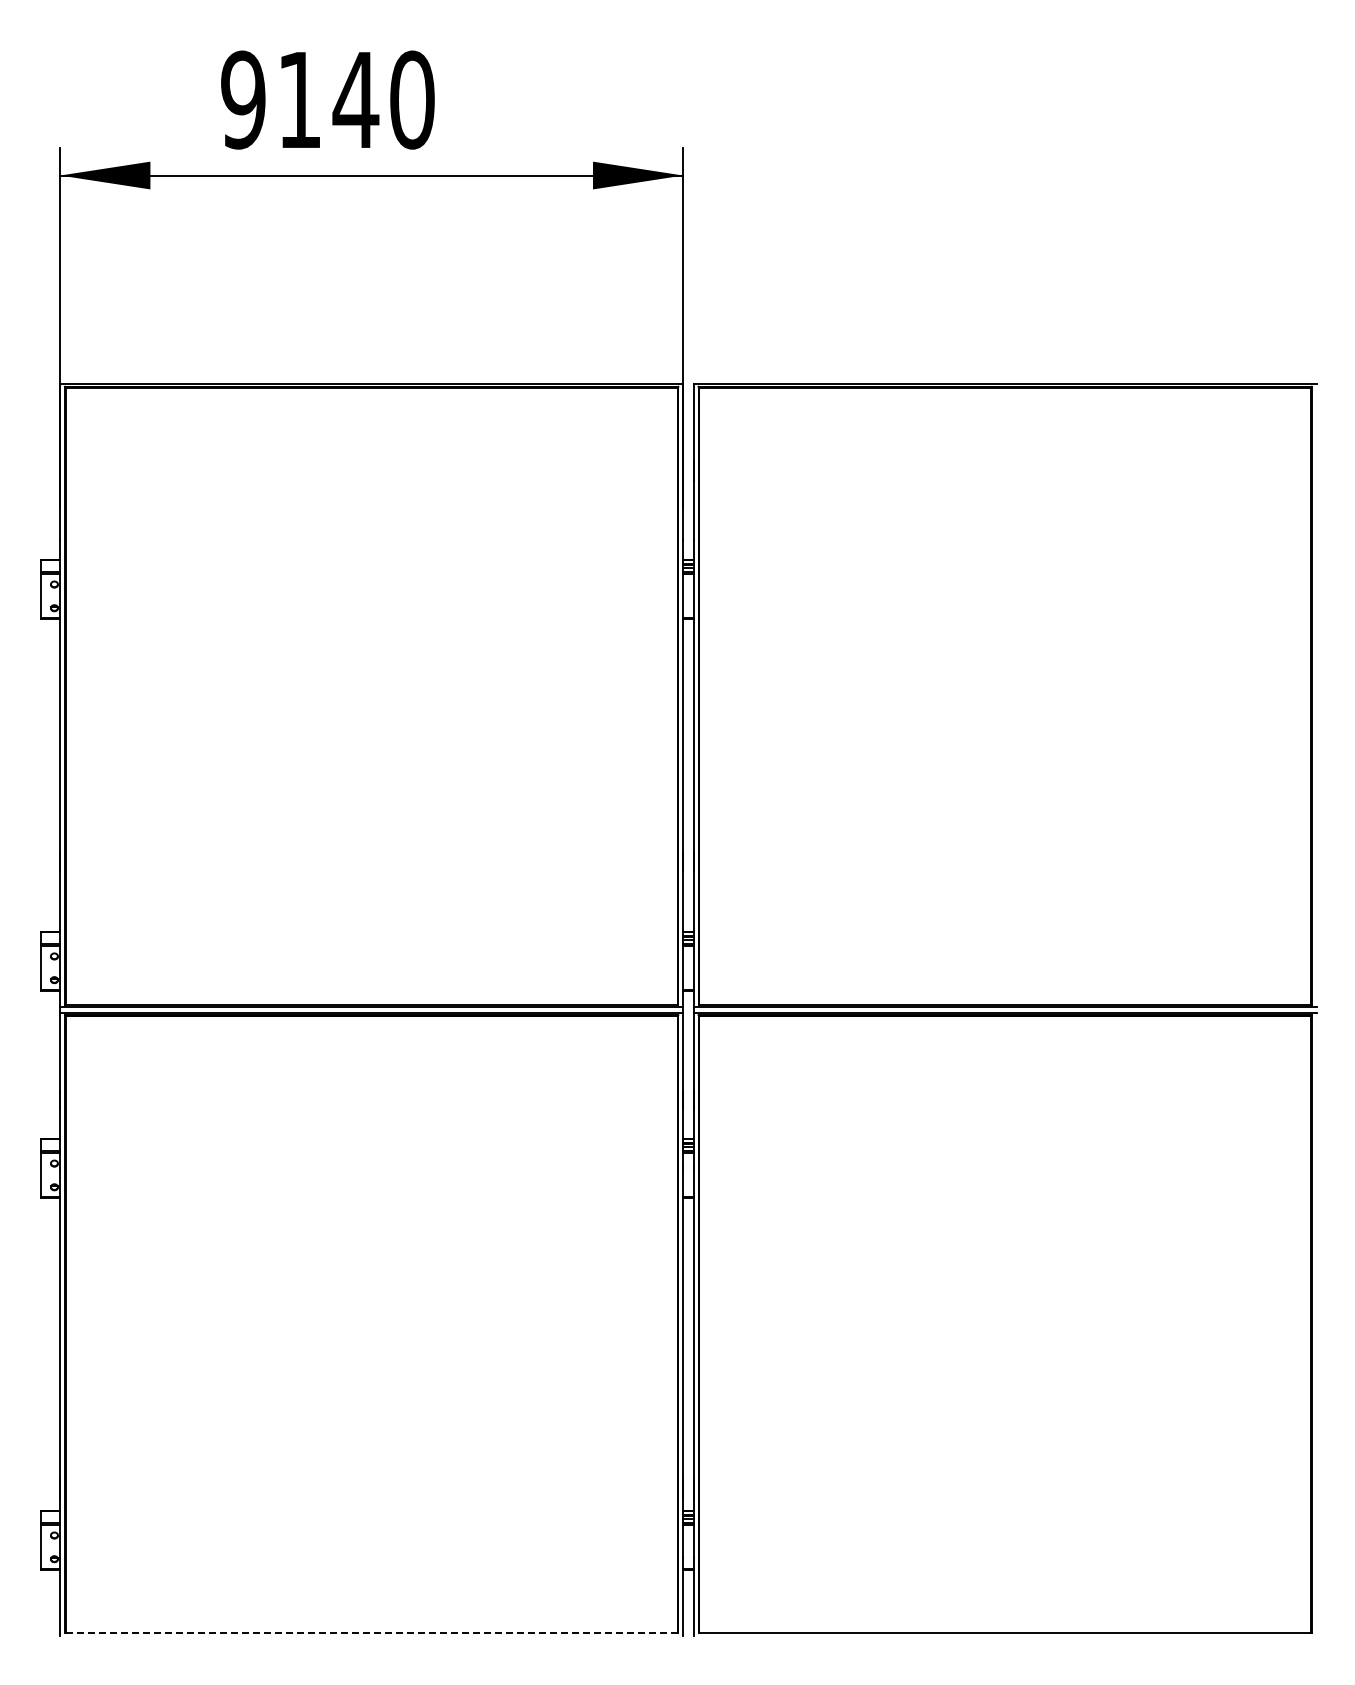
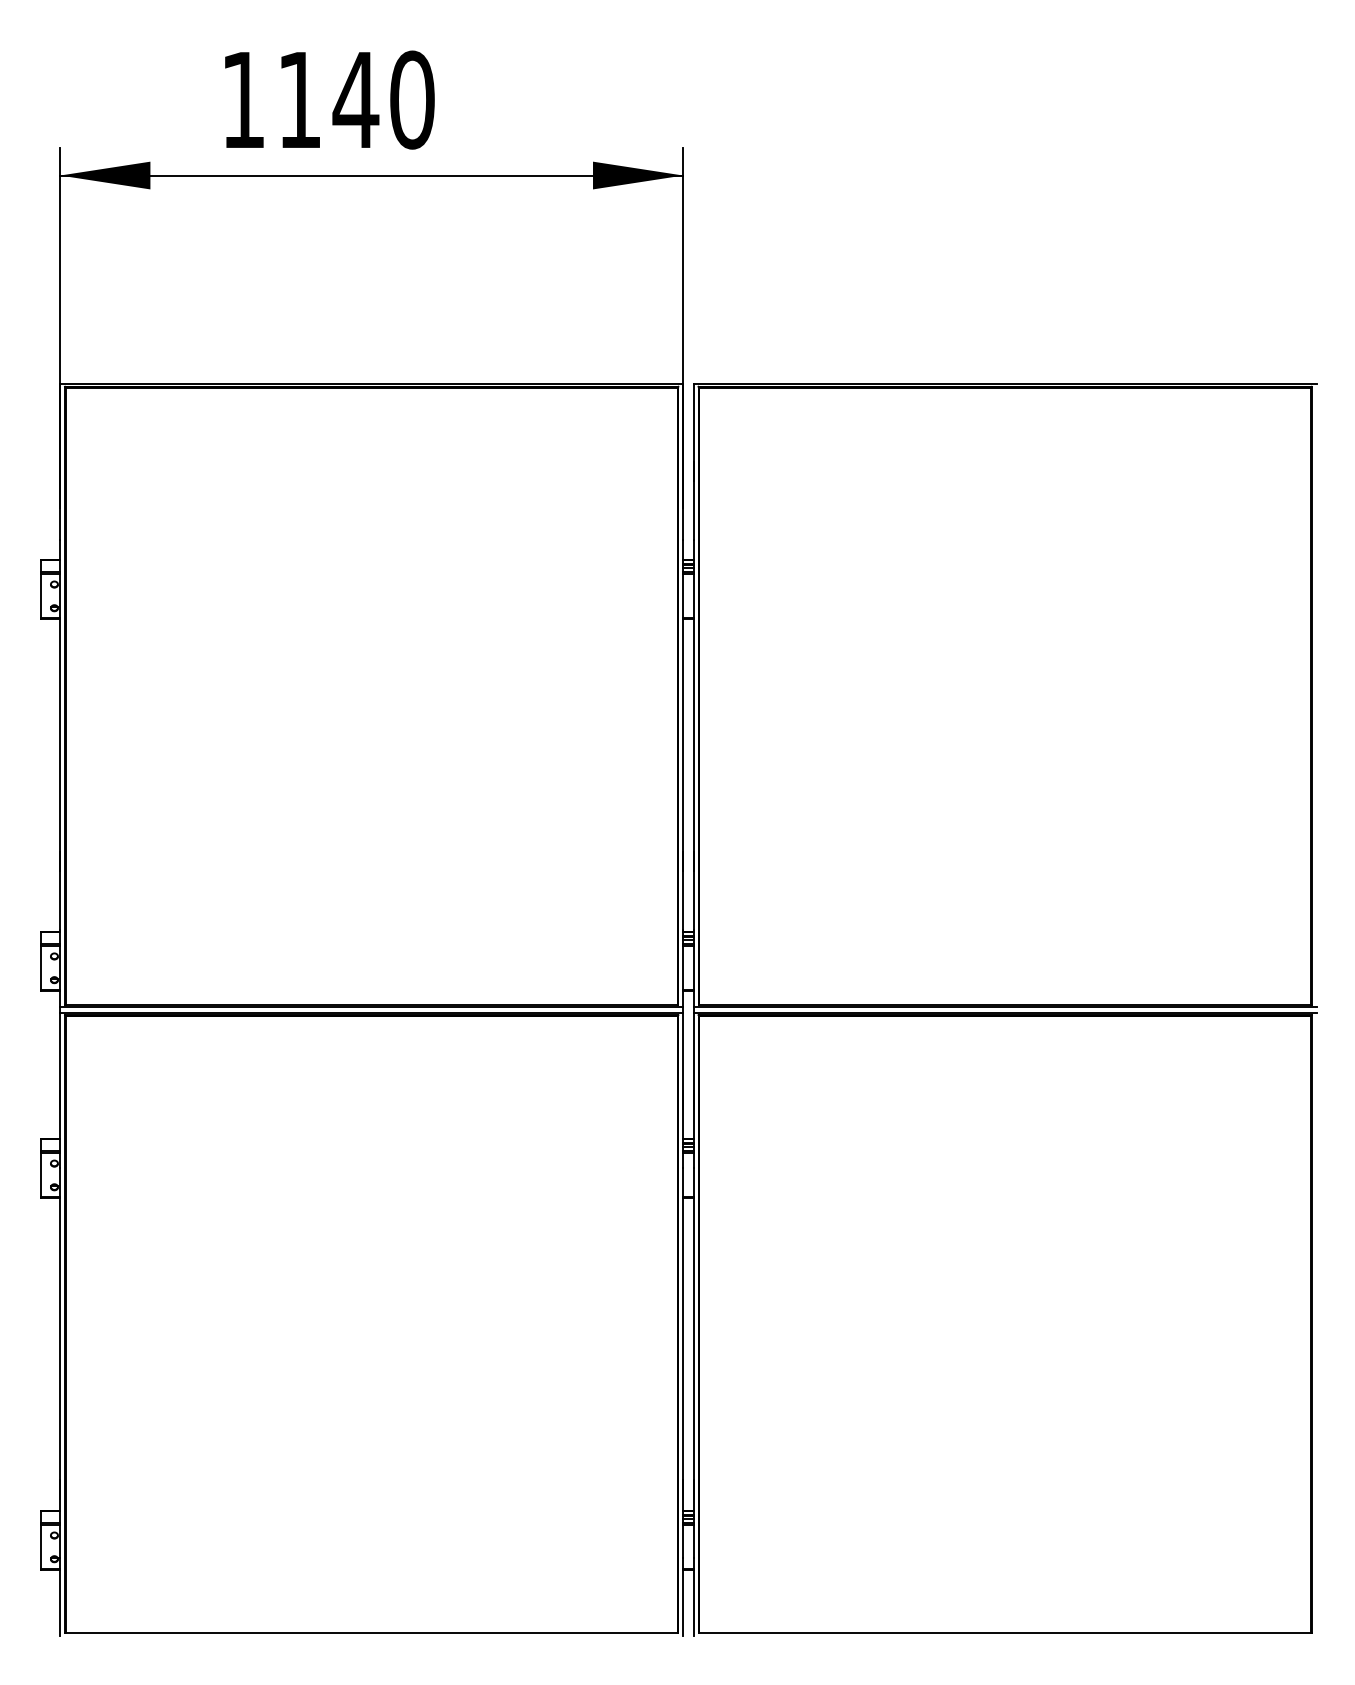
text: 9140 -> 1140 (243, 99)
line: dashed -> solid (371, 1633)
